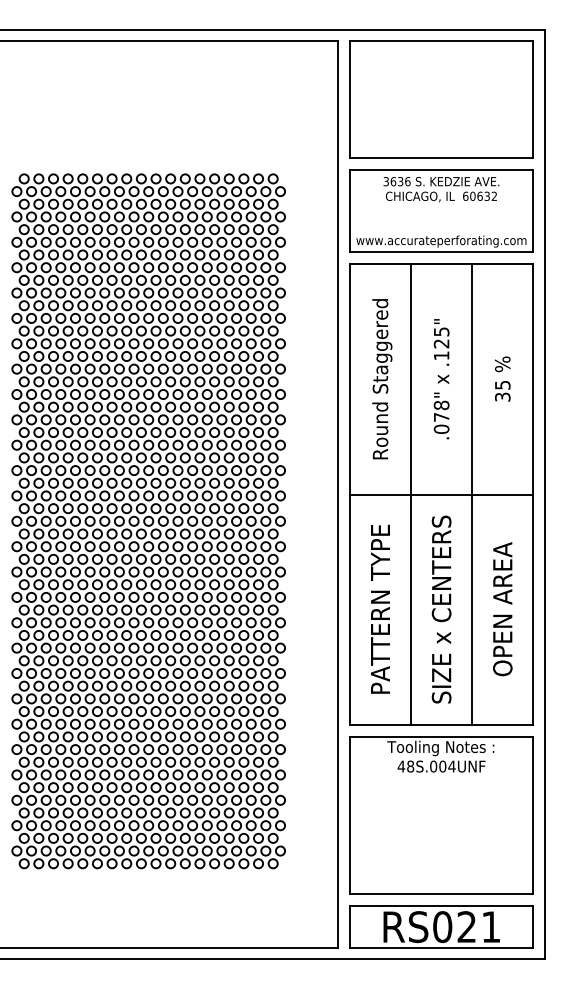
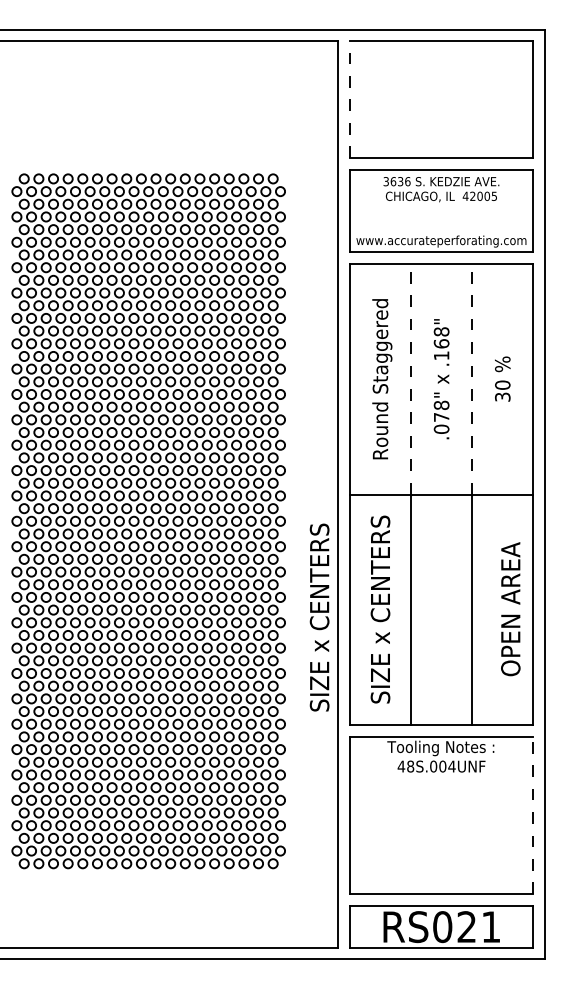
line: solid -> dashed (349, 99)
text: 60632 -> 42005 (479, 195)
text: .125" -> .168" (441, 337)
line: solid -> dashed (411, 378)
line: solid -> dashed (472, 378)
text: 35 -> 30 (502, 384)
text: PATTERN TYPE -> SIZE x CENTERS (380, 609)
text position: (441, 609) -> (319, 617) (319, 617)
text position: (502, 609) -> (510, 609) (510, 609)
line: solid -> dashed (533, 815)
